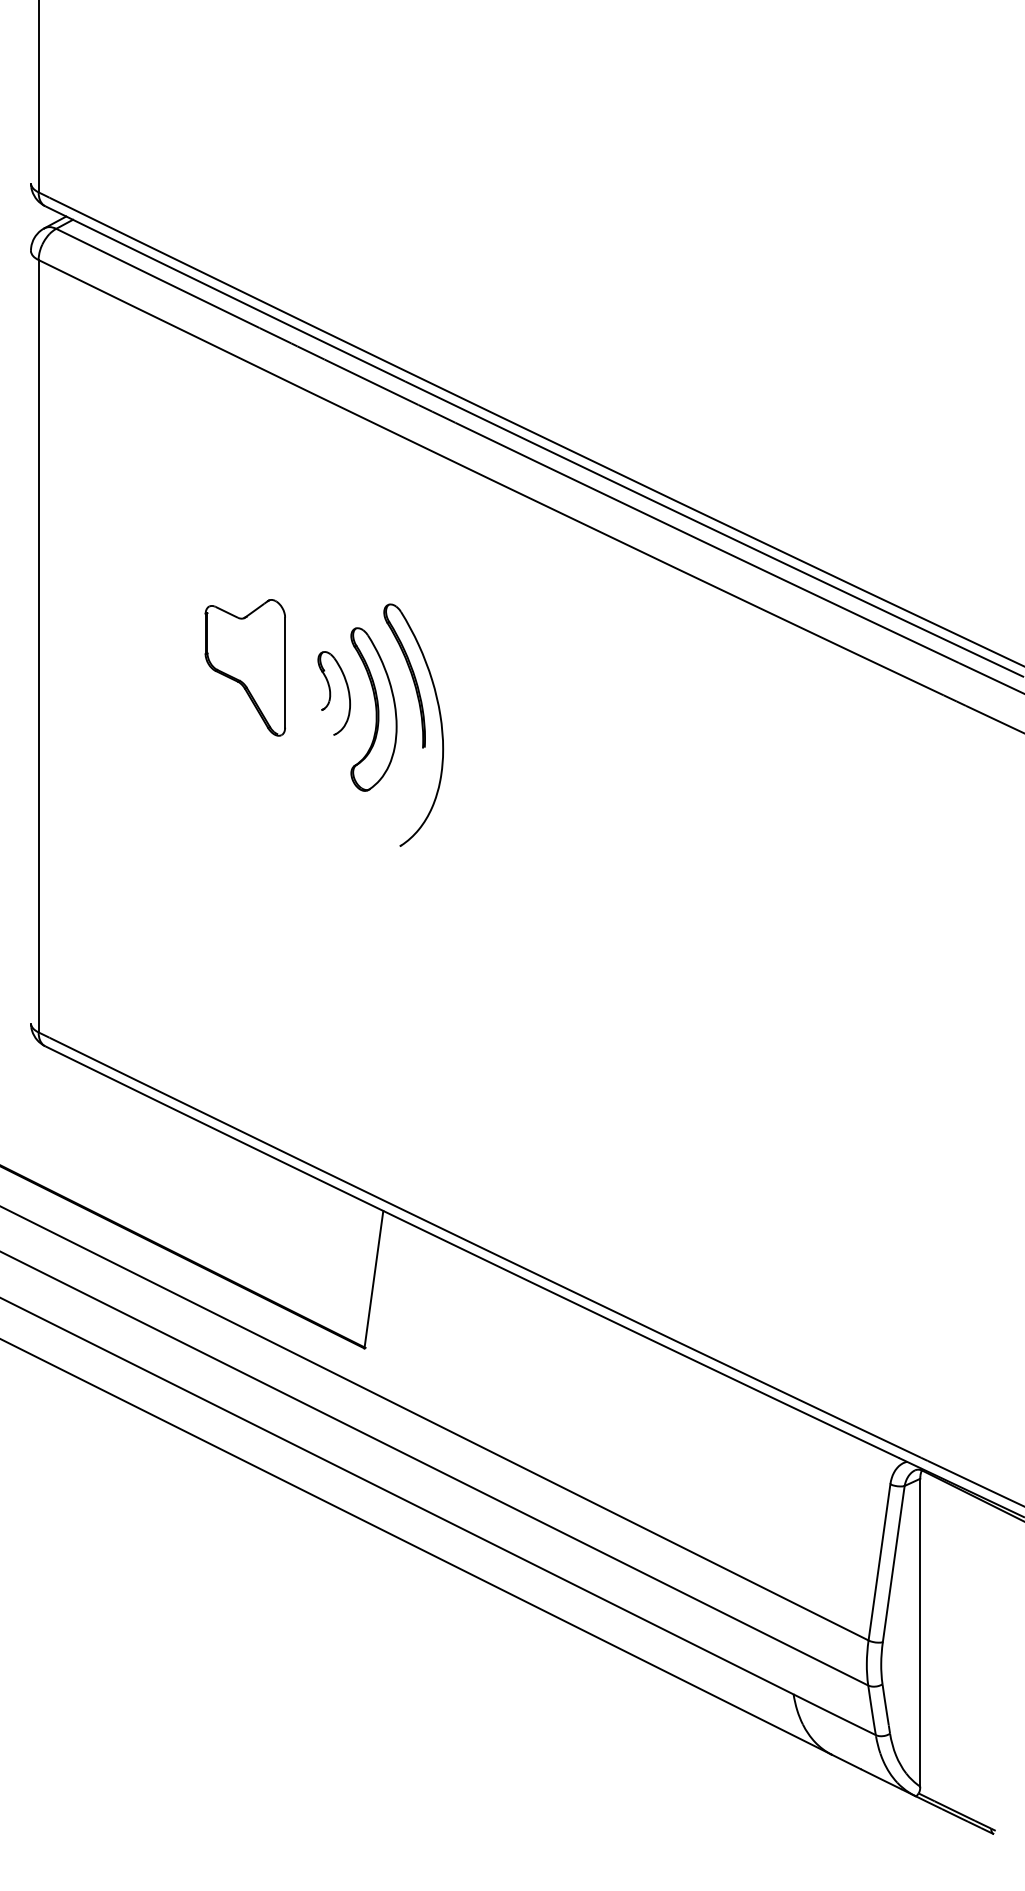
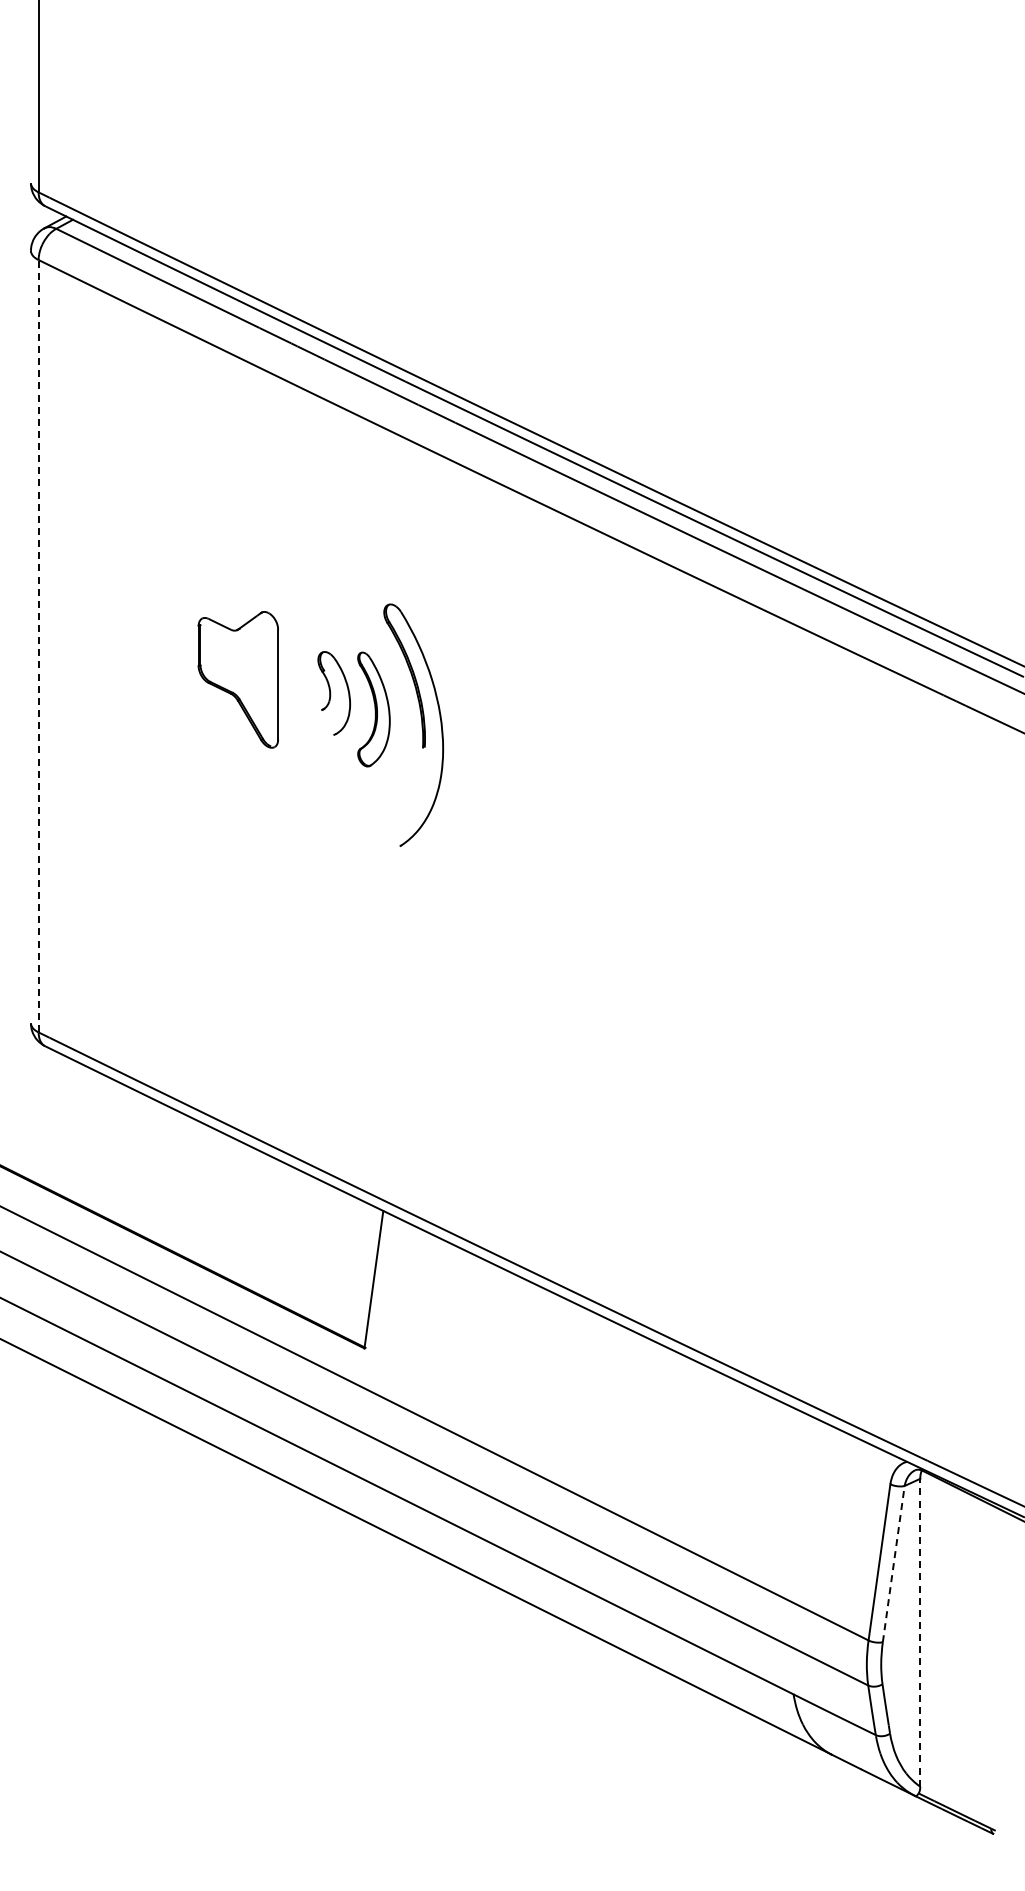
line: solid -> dashed (38, 645)
part position: (244, 667) -> (237, 679) (237, 679)
part size: 48x165 px -> 34x117 px (373, 709)
line: solid -> dashed (893, 1564)
line: solid -> dashed (920, 1632)
